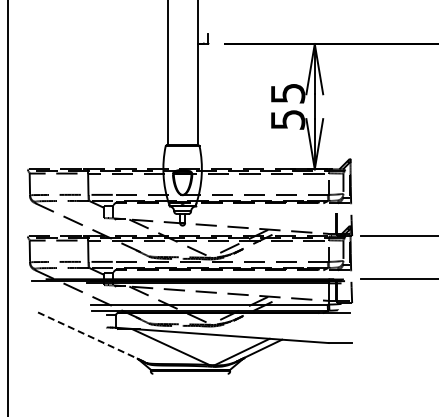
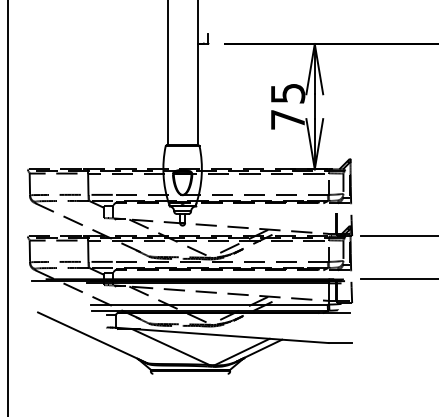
text: 55 -> 75 (288, 119)
line: dashed -> solid (92, 337)
